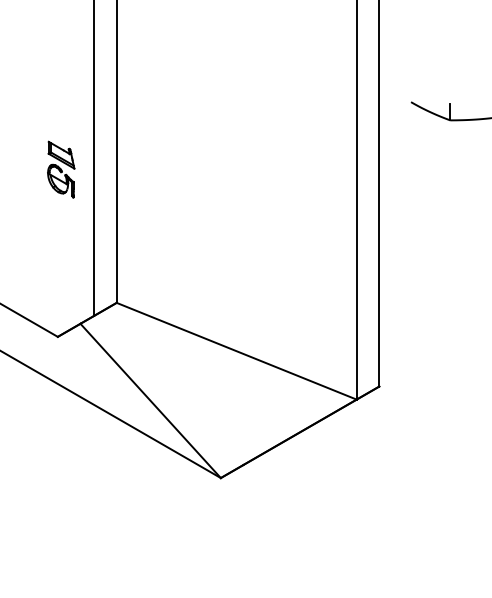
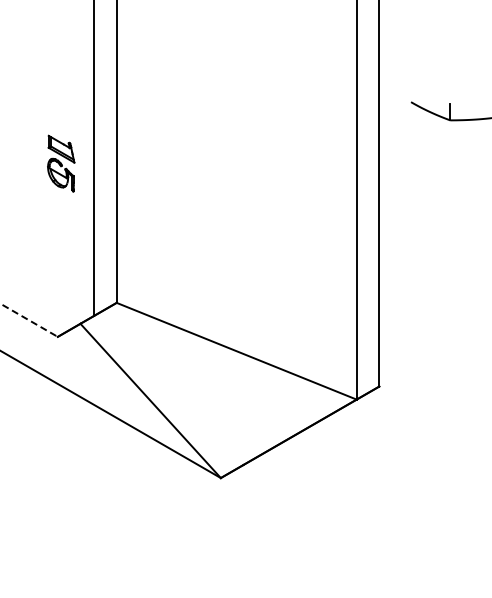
part position: (61, 169) -> (61, 163) (61, 163)
line: solid -> dashed (29, 320)
